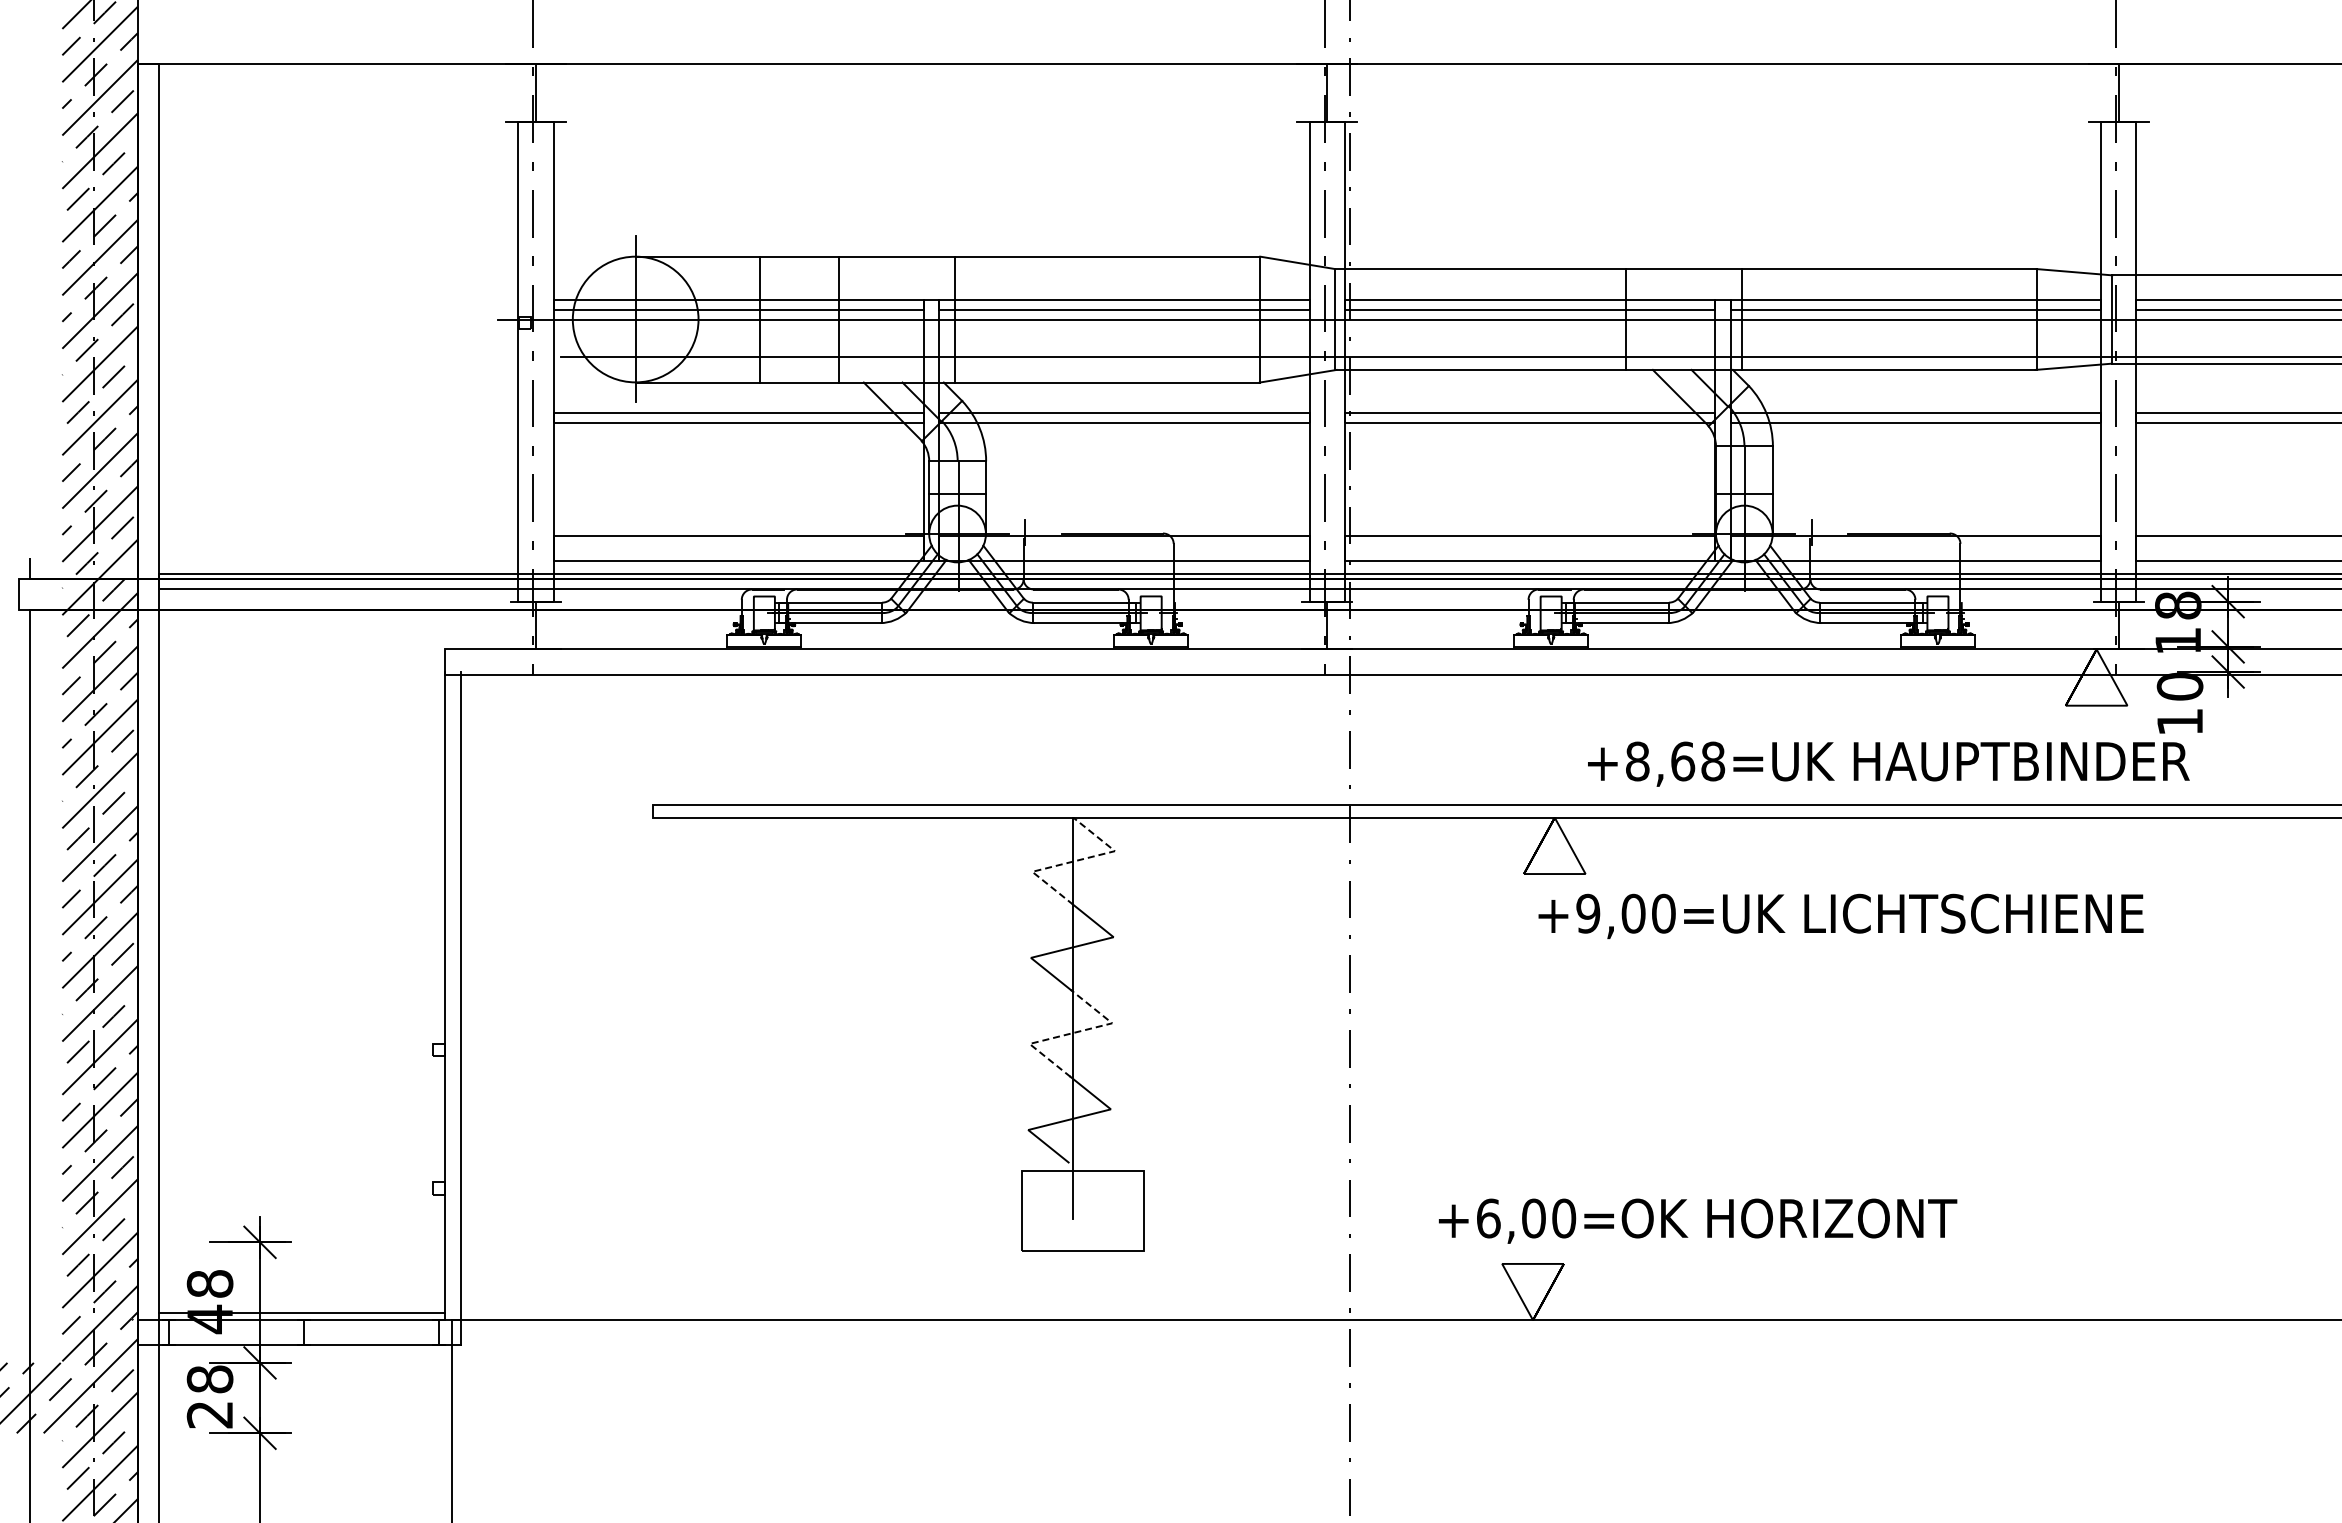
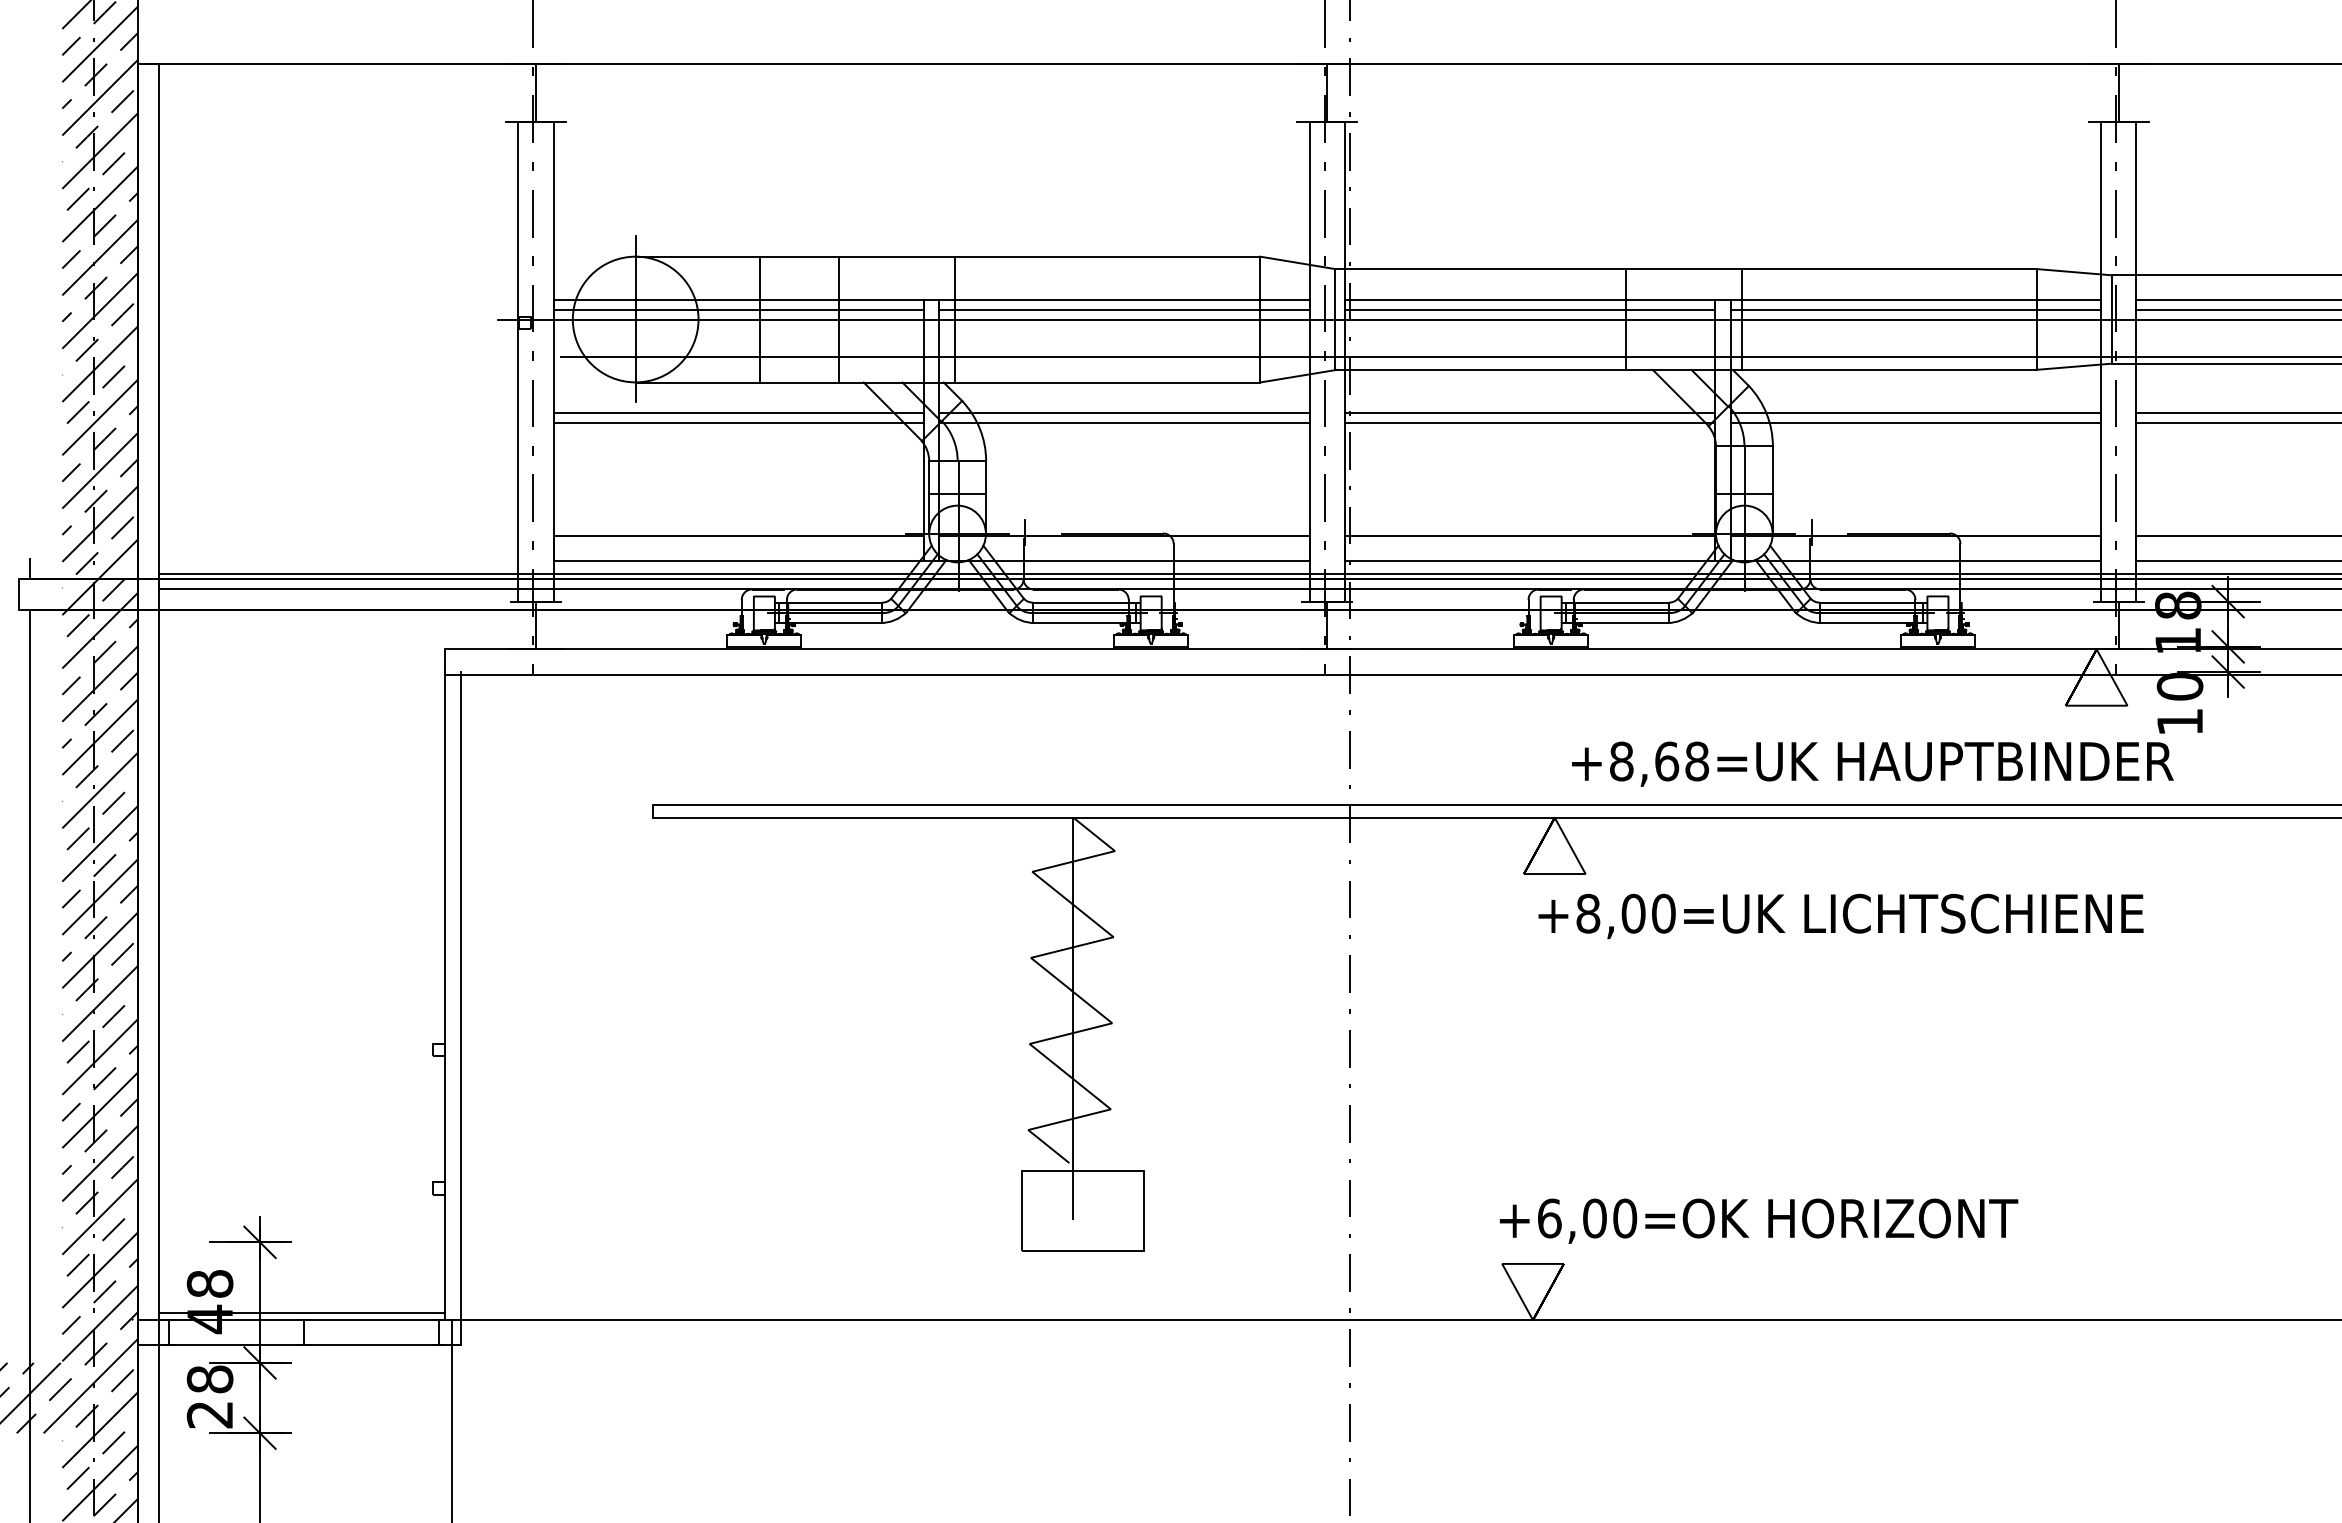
text position: (1888, 763) -> (1872, 763) (1872, 763)
line: dashed -> solid (1074, 861)
text: +9,00=UK -> +8,00=UK (1588, 913)
line: dashed -> solid (1071, 1033)
text position: (1697, 1220) -> (1758, 1220) (1758, 1220)
